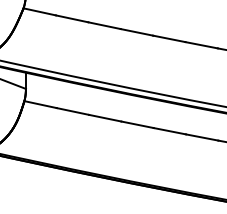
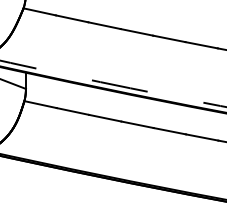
arc: solid -> dashed (112, 84)
